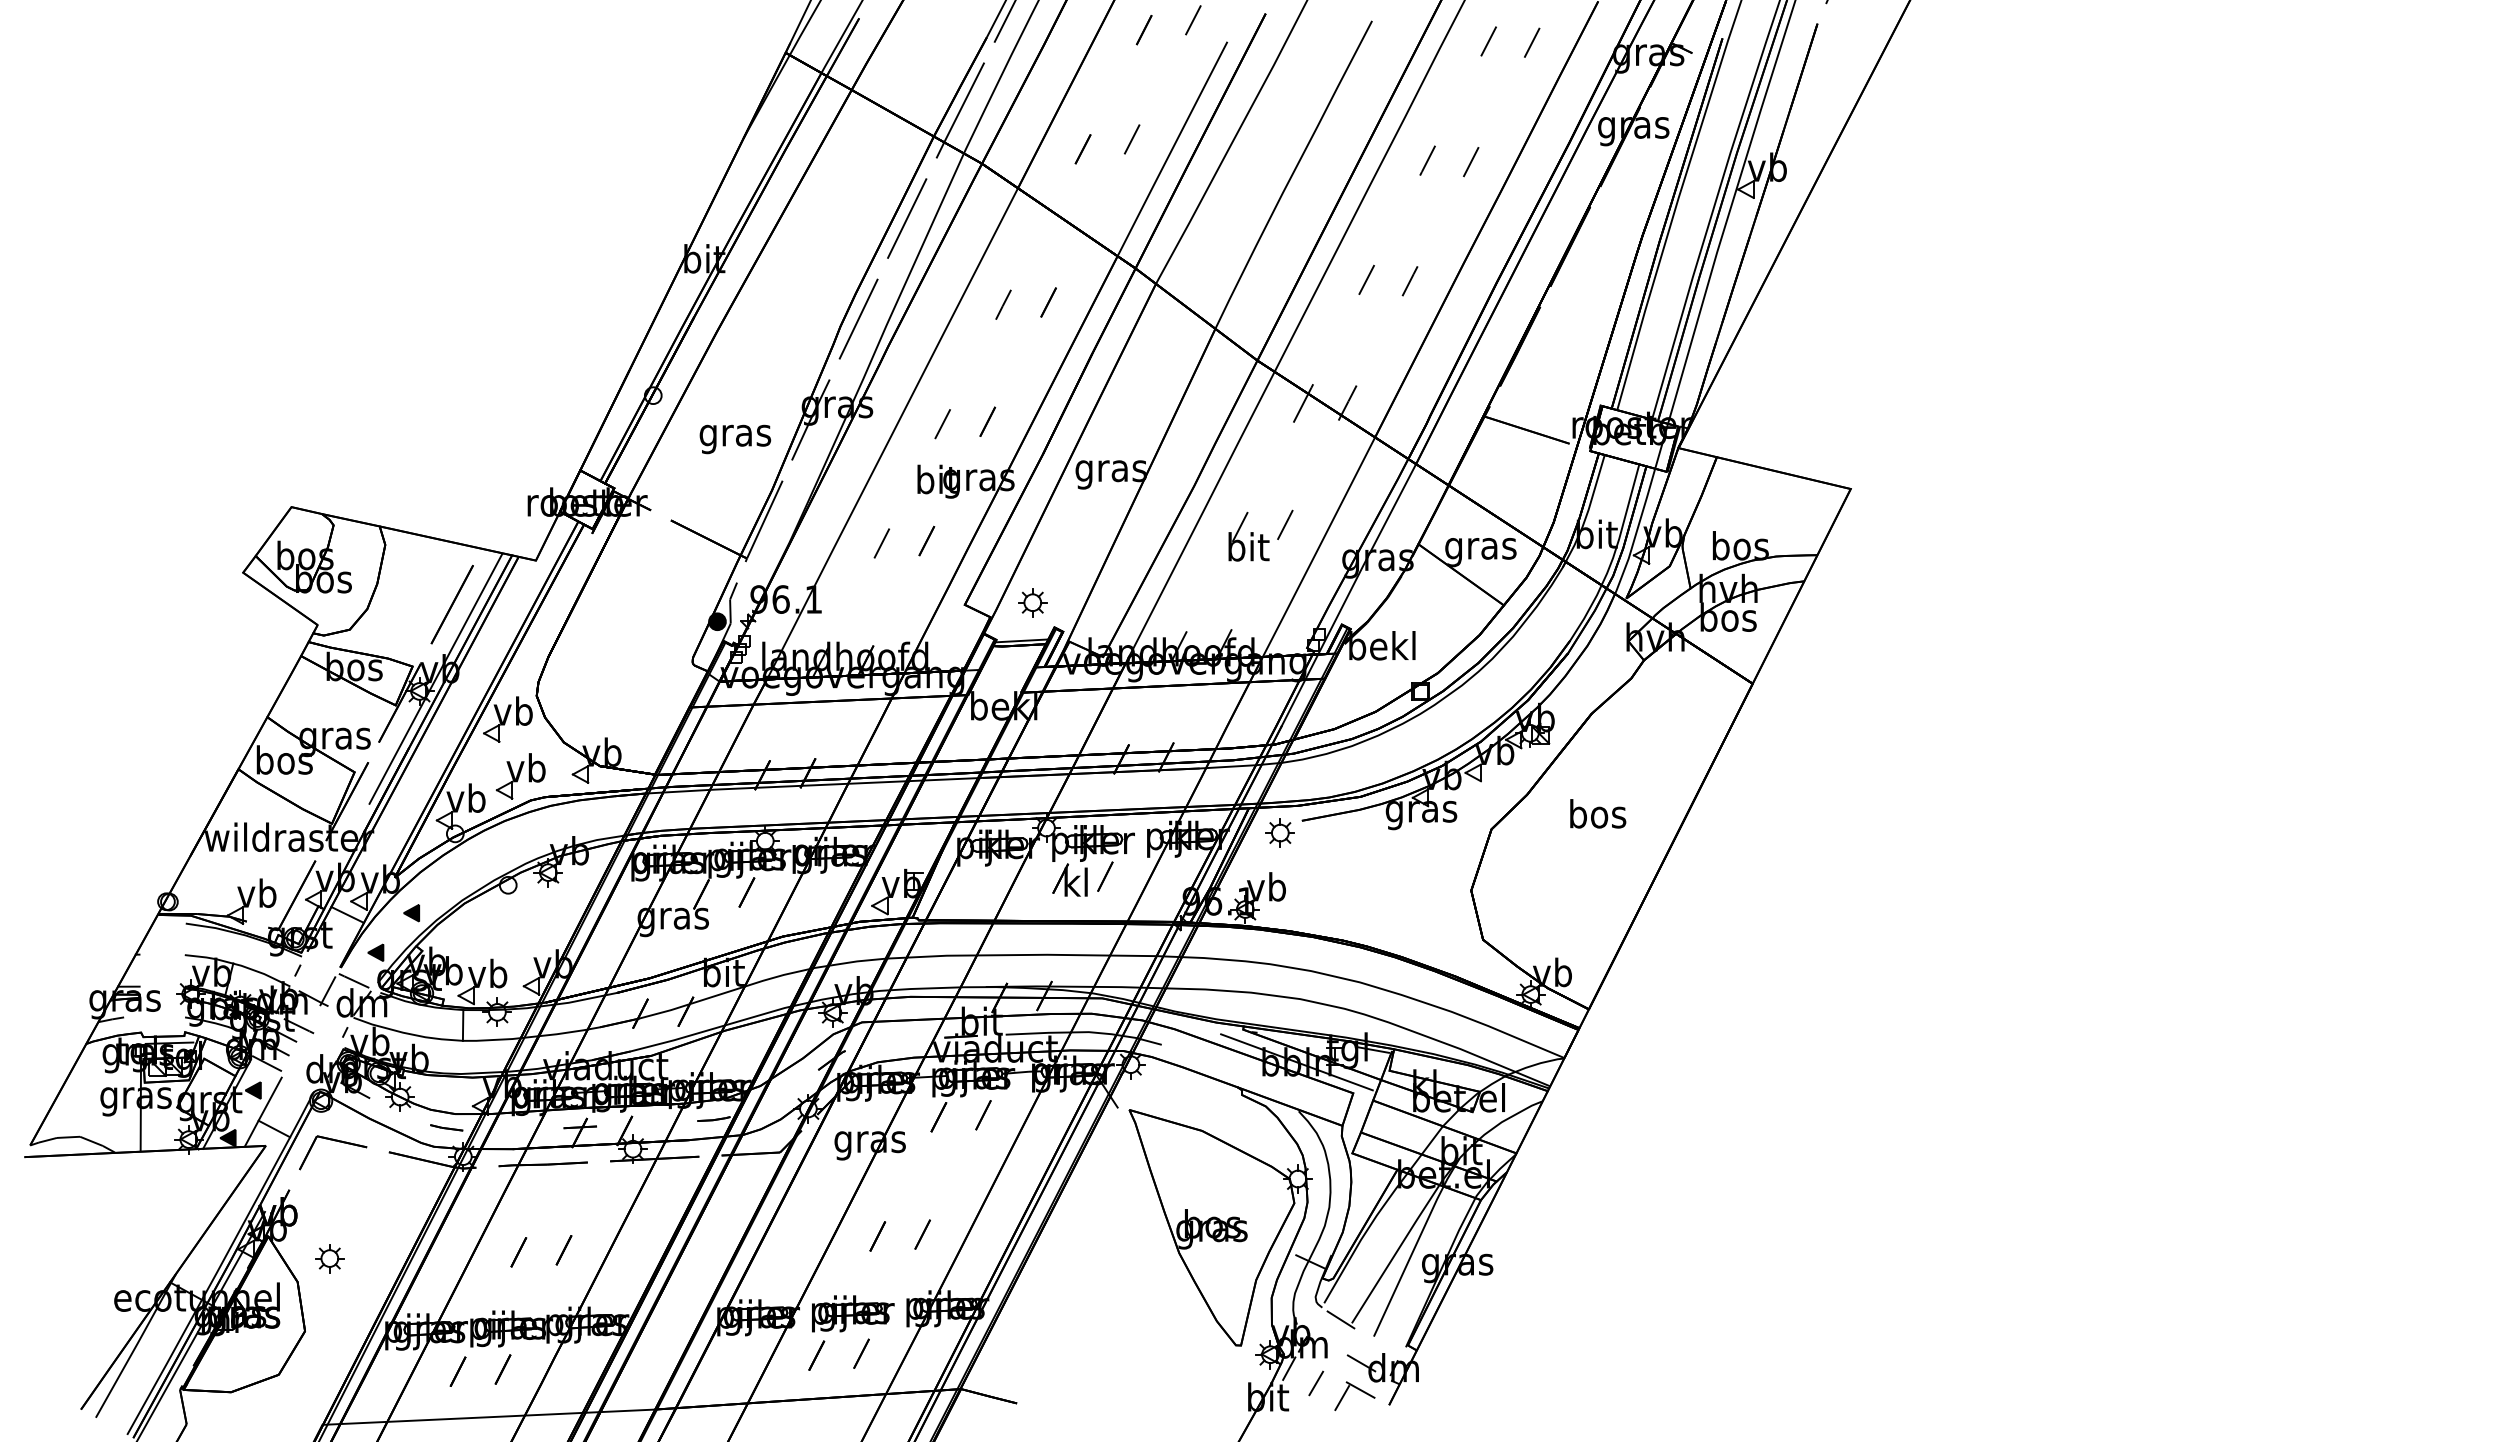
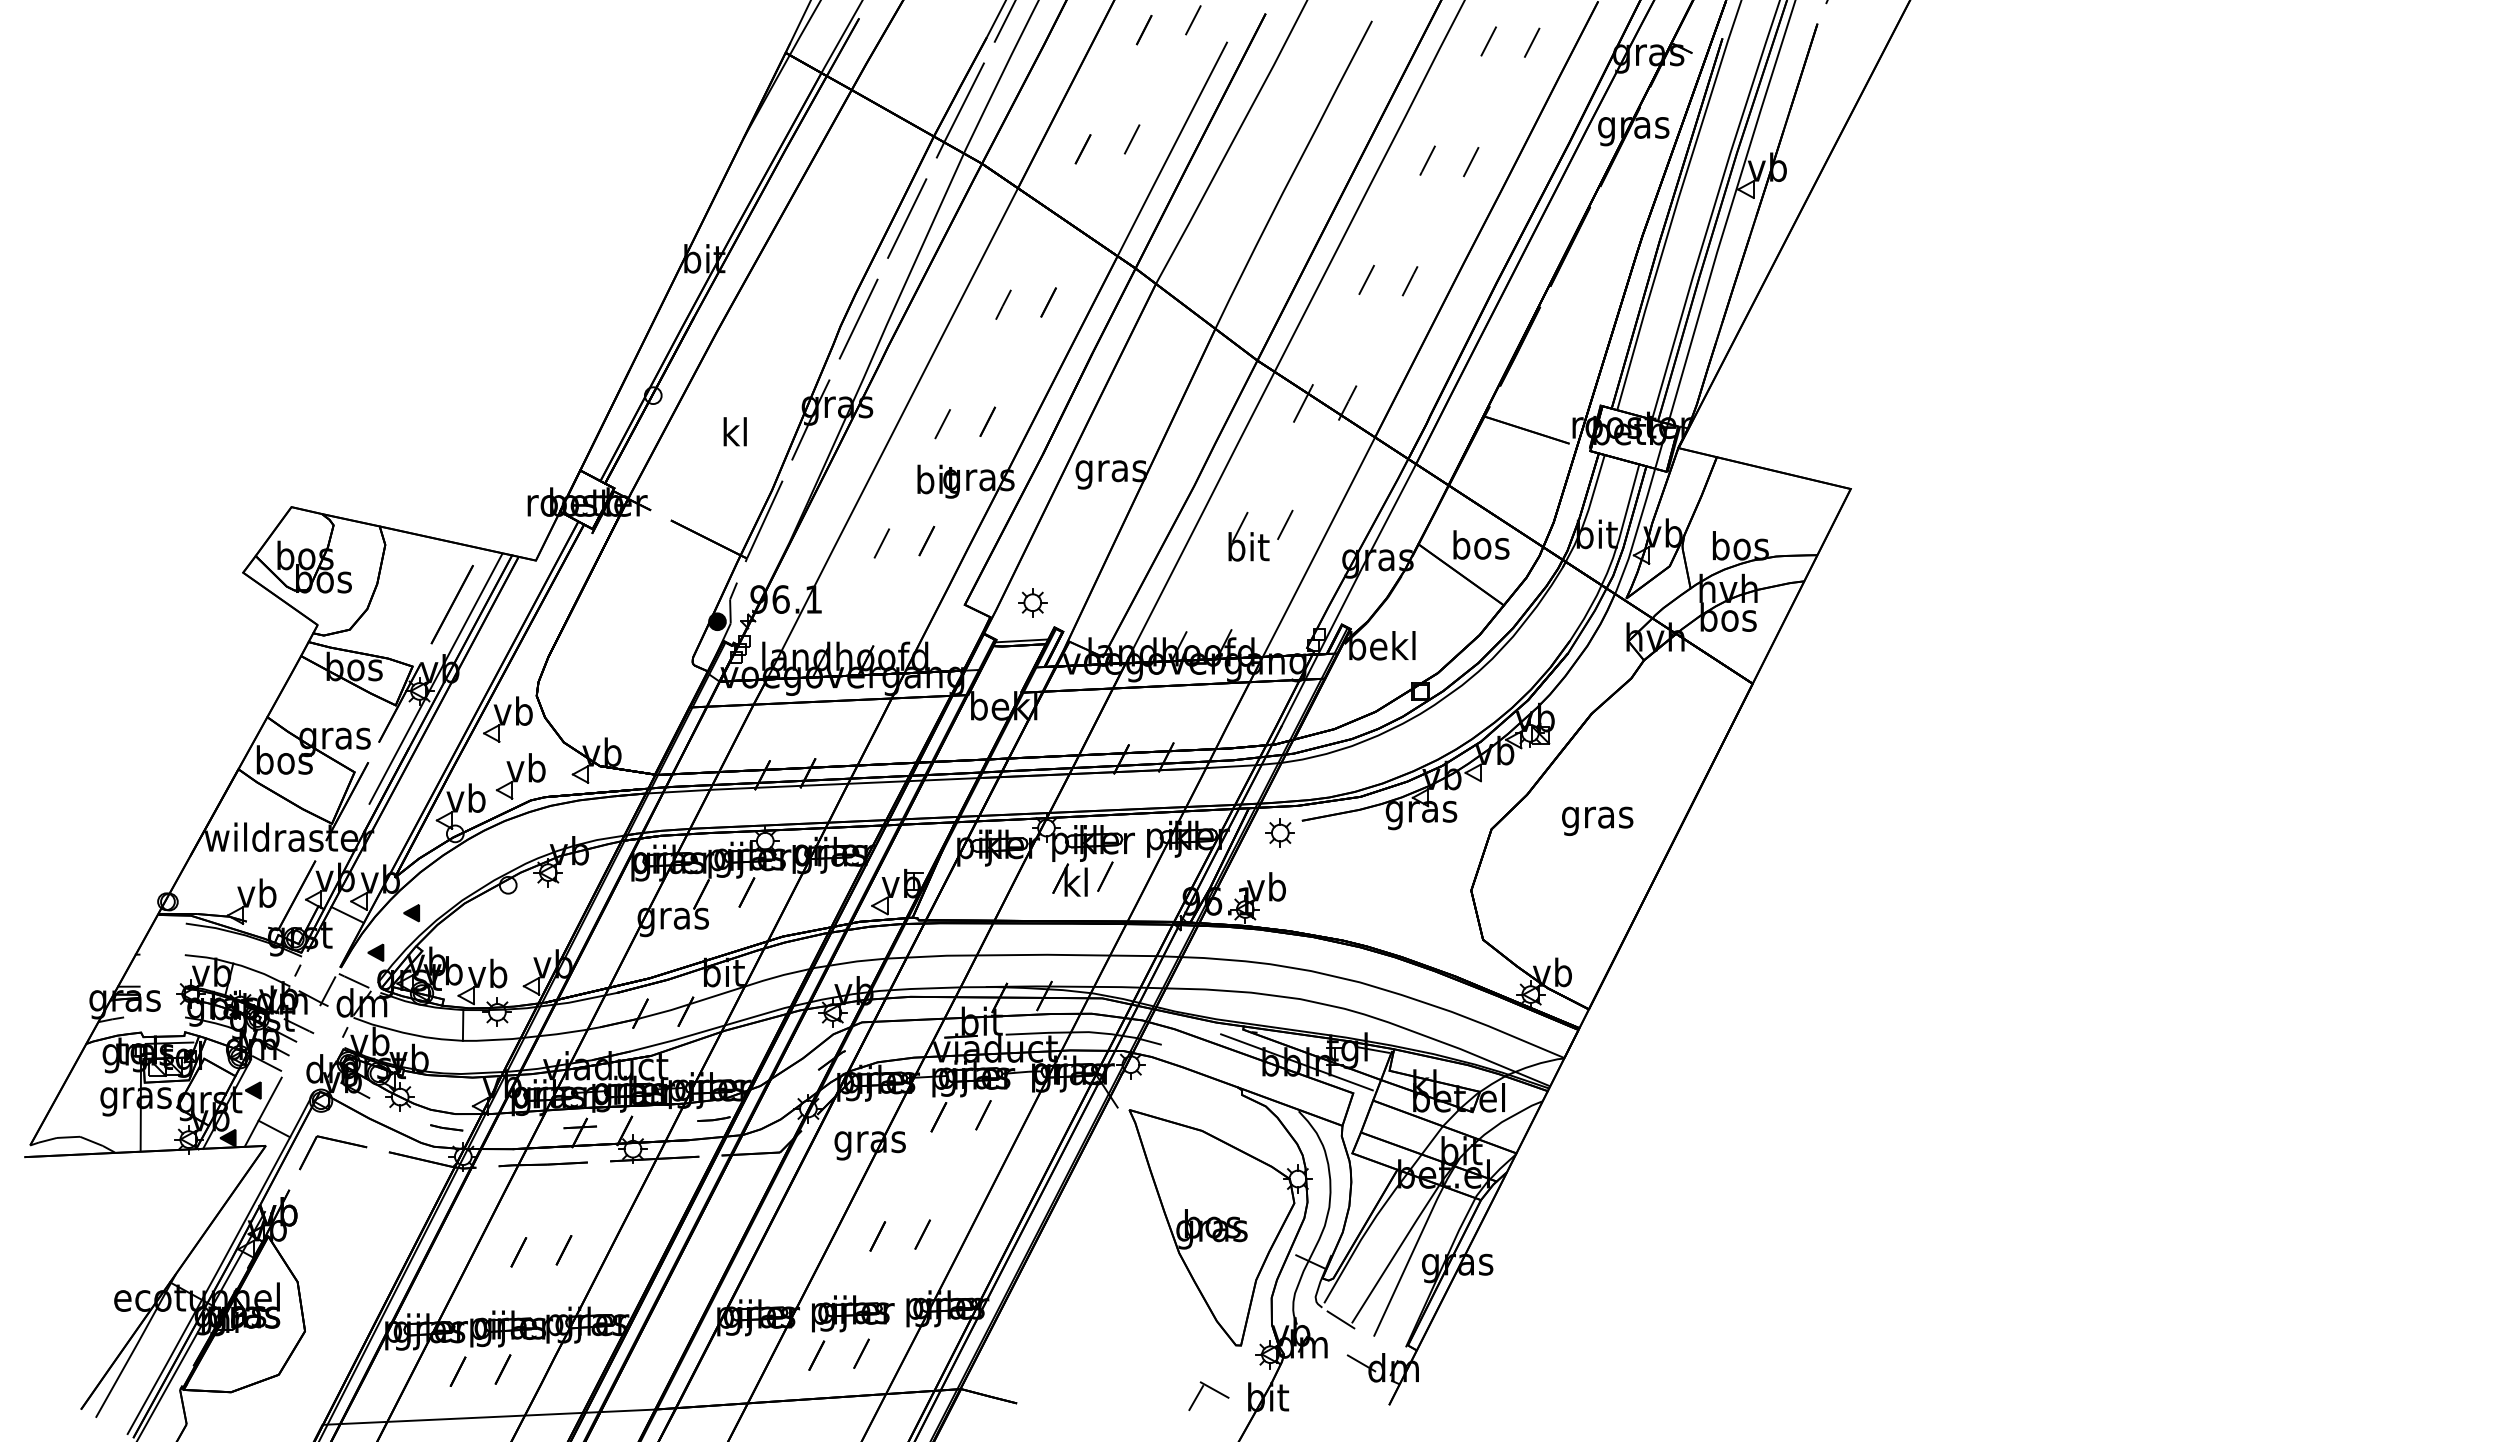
text: gras -> kl (735, 435)
text: gras -> bos (1480, 548)
text: bos -> gras (1597, 817)
part: present -> none (329, 1258)
line: present -> none (1289, 1368)
line: present -> none (1316, 1383)
part position: (1357, 1389) -> (1211, 1389) (1211, 1389)
